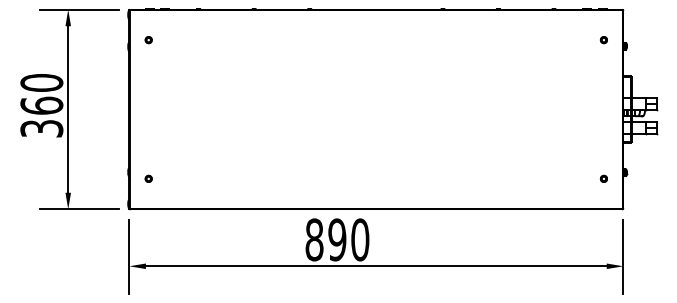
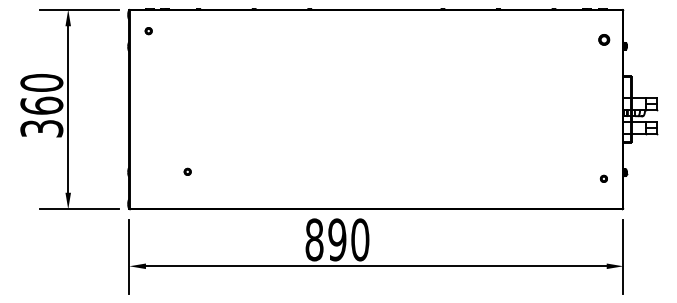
part position: (148, 40) -> (148, 31) (148, 31)
part size: 9x9 px -> 13x12 px (604, 39)
part position: (148, 178) -> (187, 171) (187, 171)
